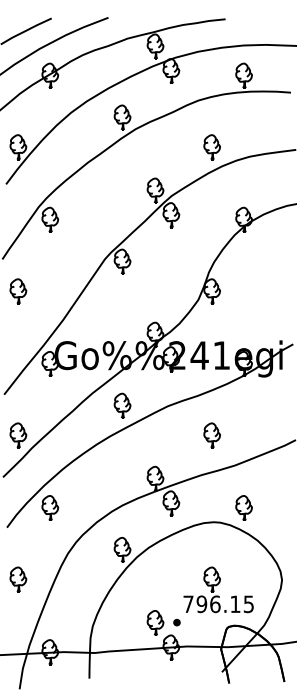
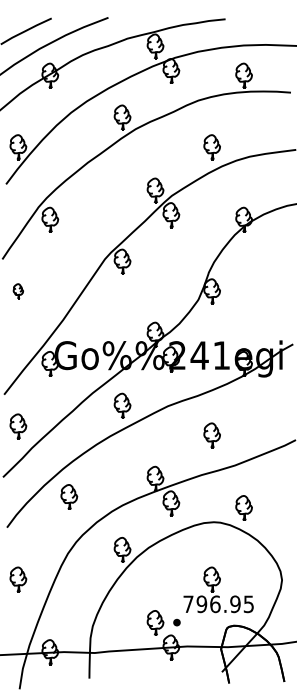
part size: 19x27 px -> 12x17 px (17, 291)
part position: (18, 435) -> (18, 426) (18, 426)
part position: (50, 507) -> (69, 496) (69, 496)
text: 796.15 -> 796.95 (235, 604)
